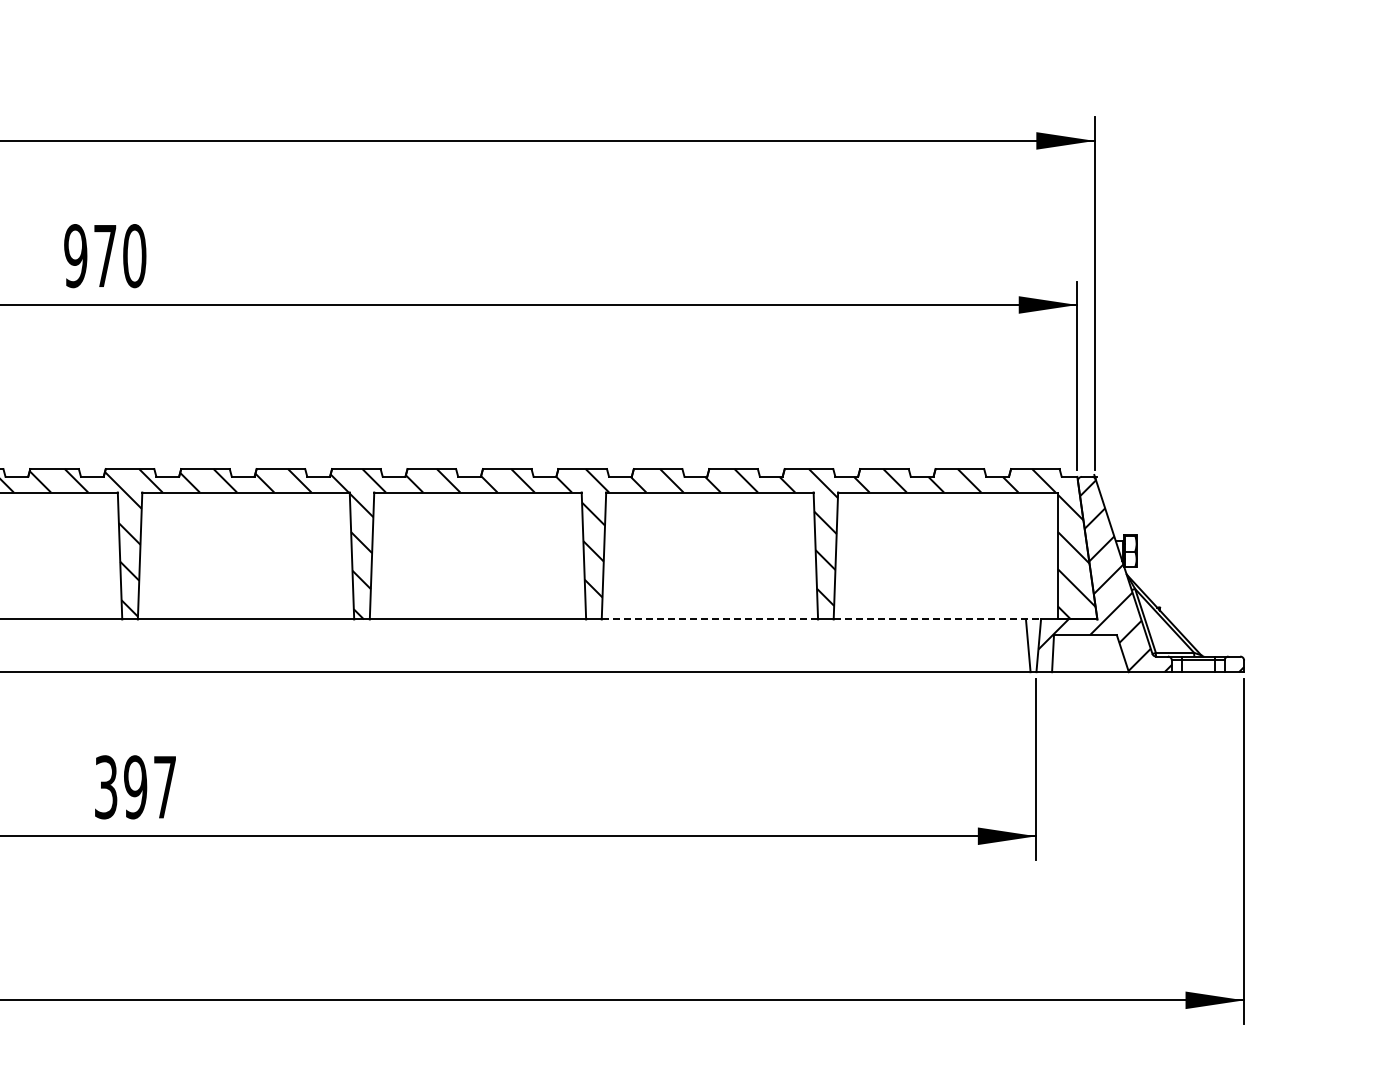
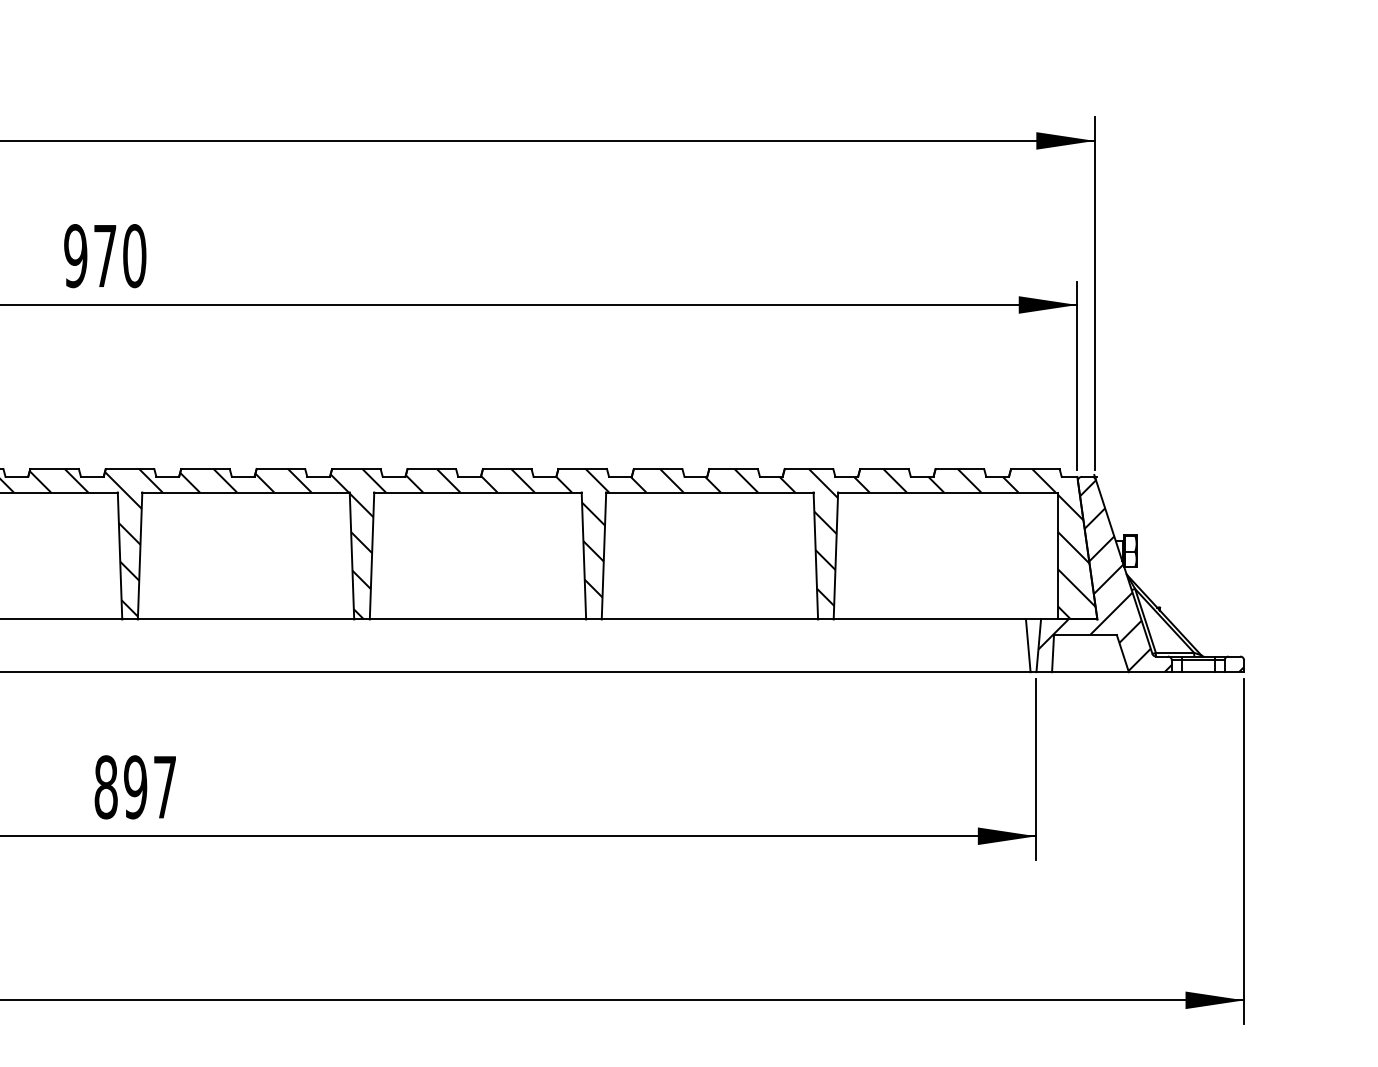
line: dashed -> solid (710, 619)
line: dashed -> solid (937, 619)
text: 397 -> 897 (105, 787)
